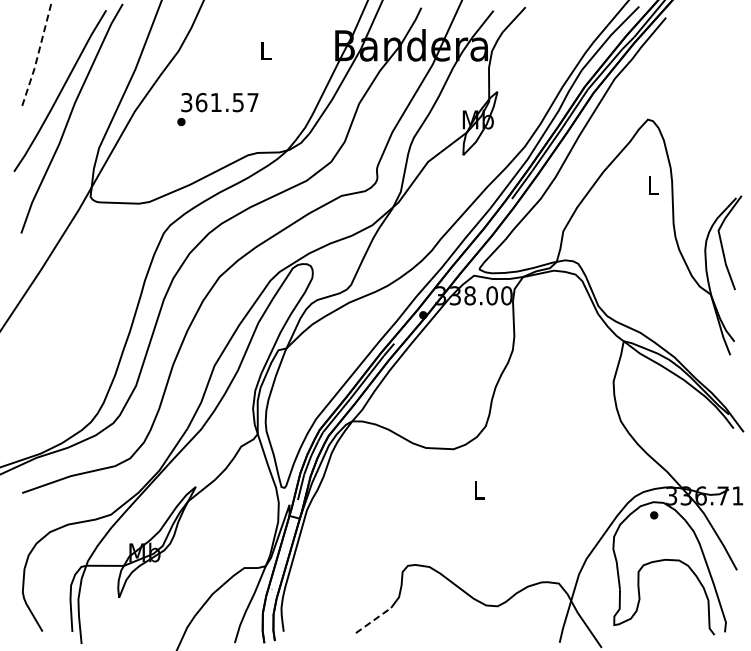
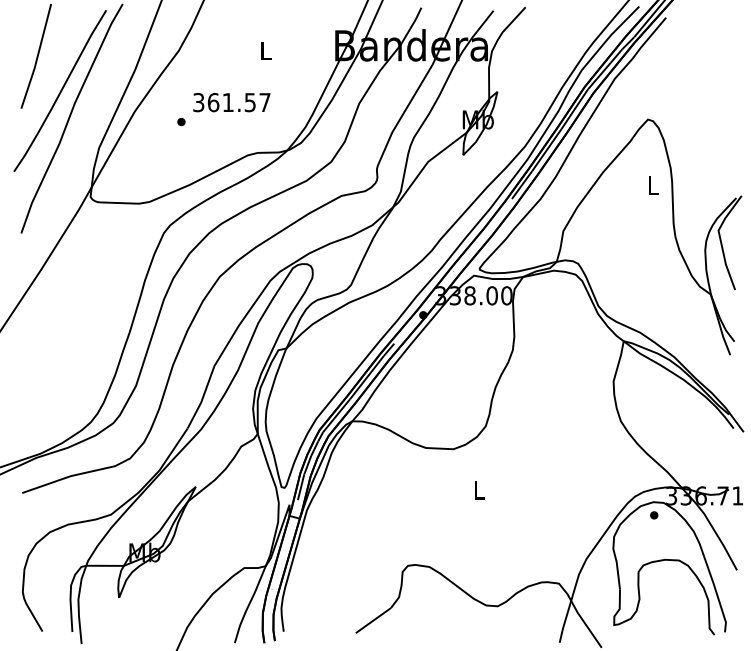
line: dashed -> solid (37, 57)
text position: (219, 102) -> (231, 102) (231, 102)
line: dashed -> solid (373, 620)
